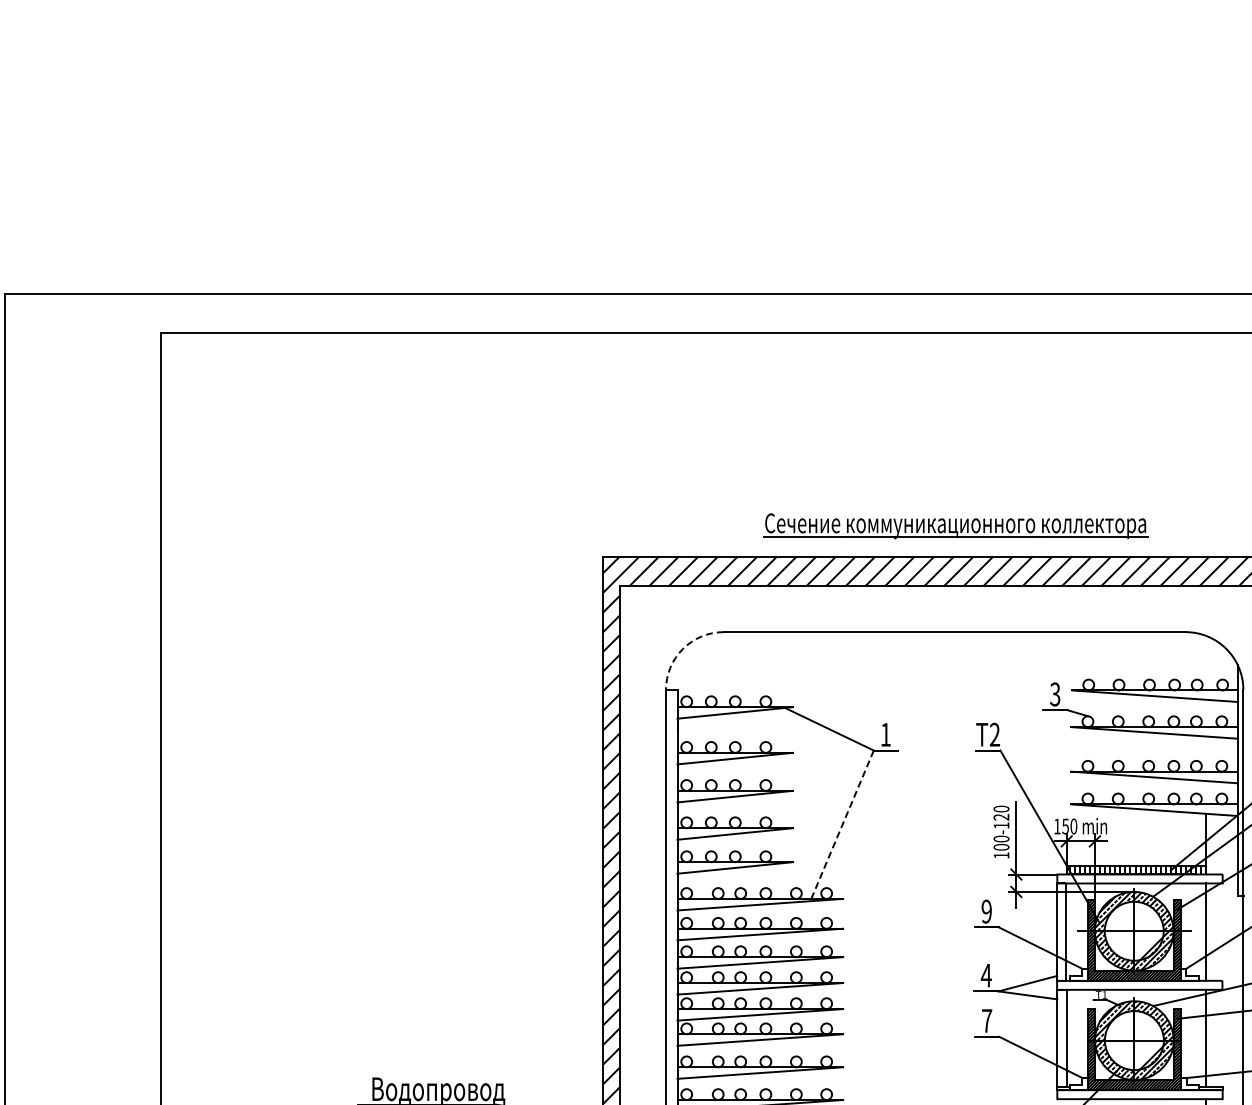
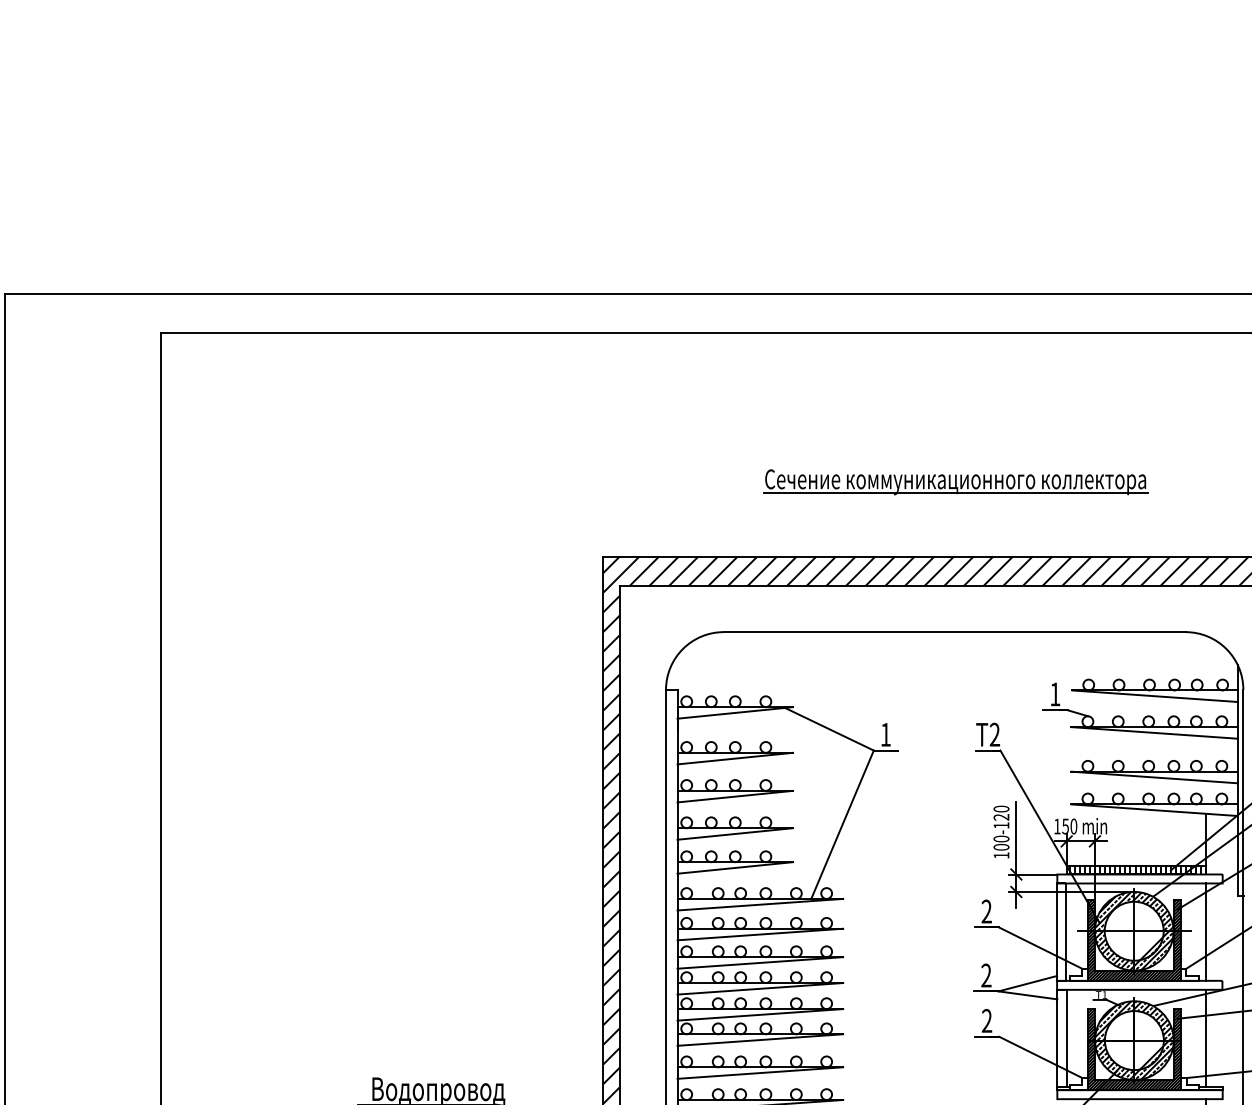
part position: (955, 526) -> (955, 482) (955, 482)
arc: dashed -> solid (682, 649)
text: 3 -> 1 (1055, 694)
line: dashed -> solid (842, 824)
text: 9 -> 2 (986, 911)
text: 4 -> 2 (985, 975)
text: 7 -> 2 (986, 1020)
